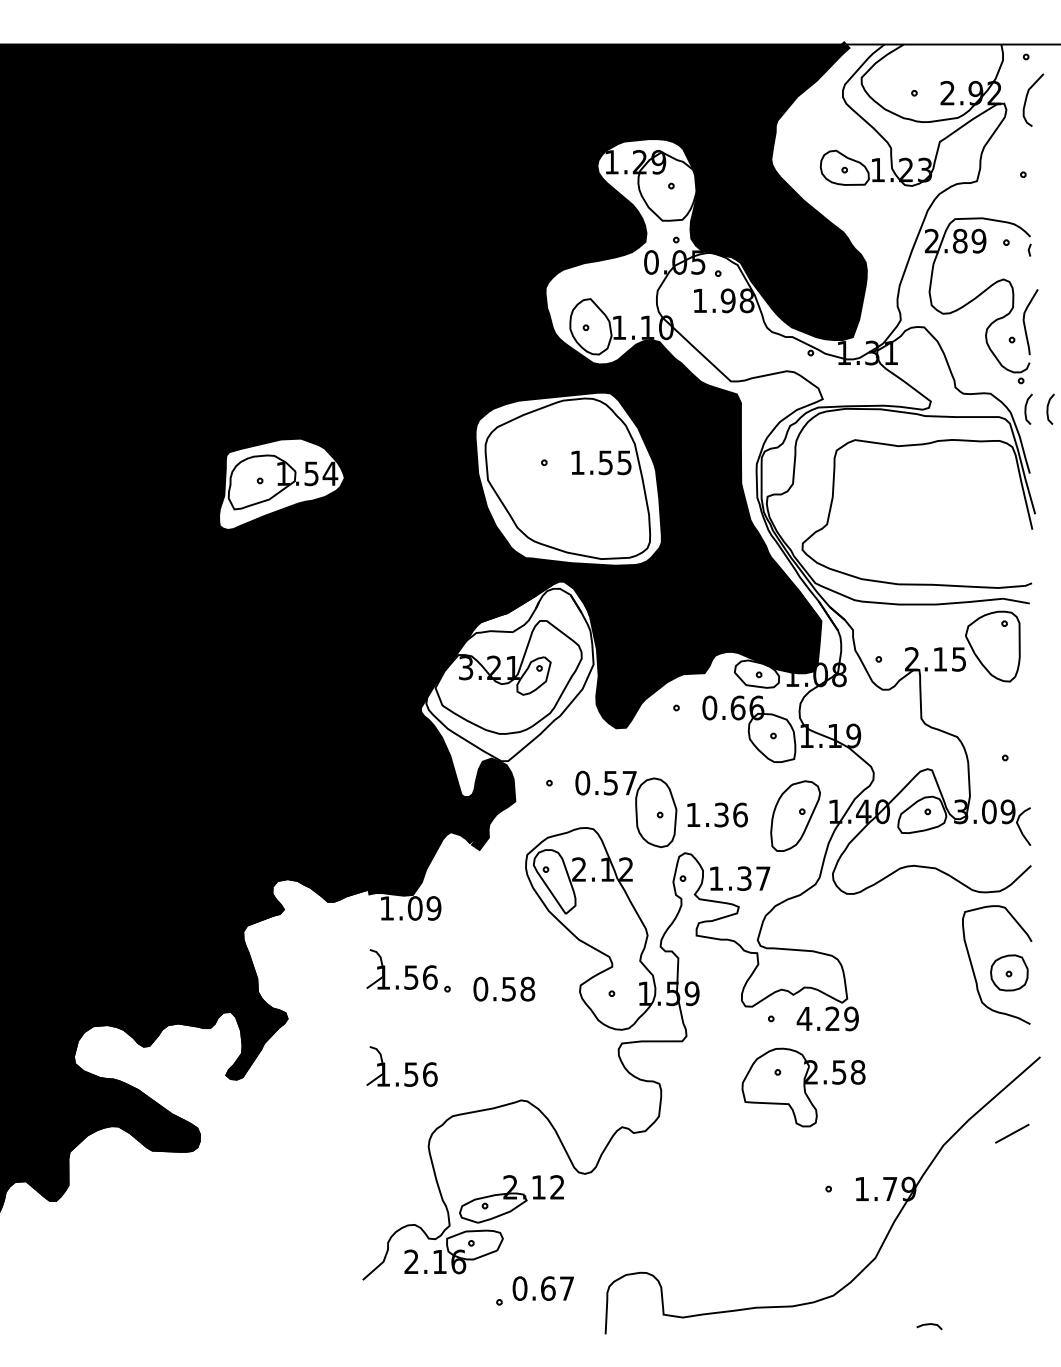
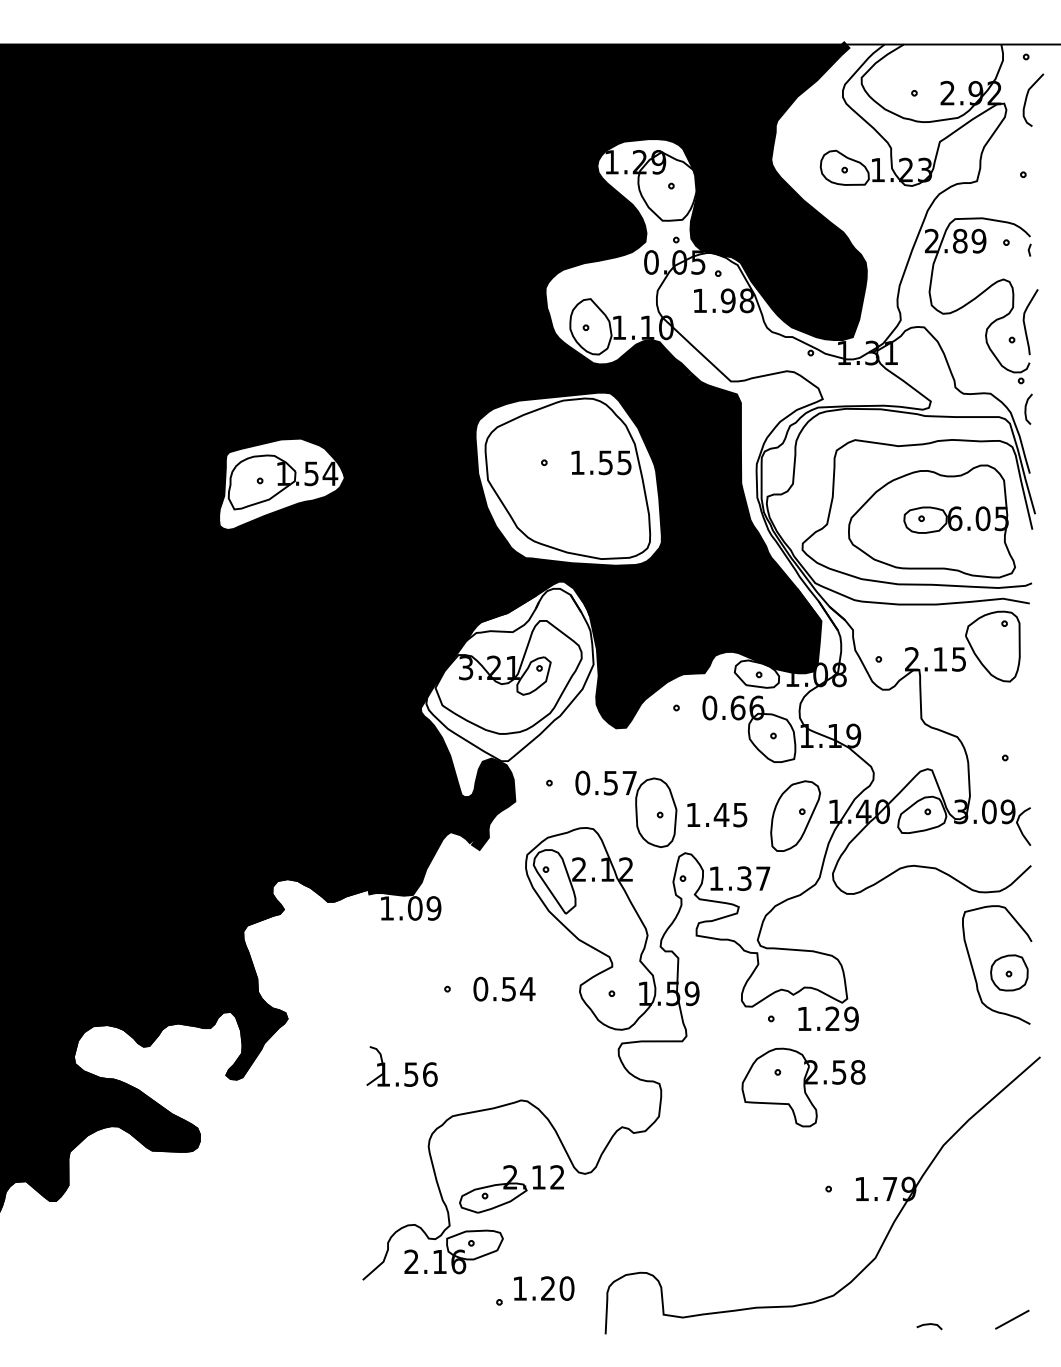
curve: present -> none (1048, 408)
part: none -> present (931, 521)
text: 1.36 -> 1.45 (730, 814)
part: present -> none (401, 969)
text: 0.58 -> 0.54 (527, 988)
text: 4.29 -> 1.29 (804, 1018)
line position: (1012, 1133) -> (1012, 1319) (1012, 1319)
part position: (511, 1199) -> (511, 1189) (511, 1189)
text: 0.67 -> 1.20 (543, 1288)
